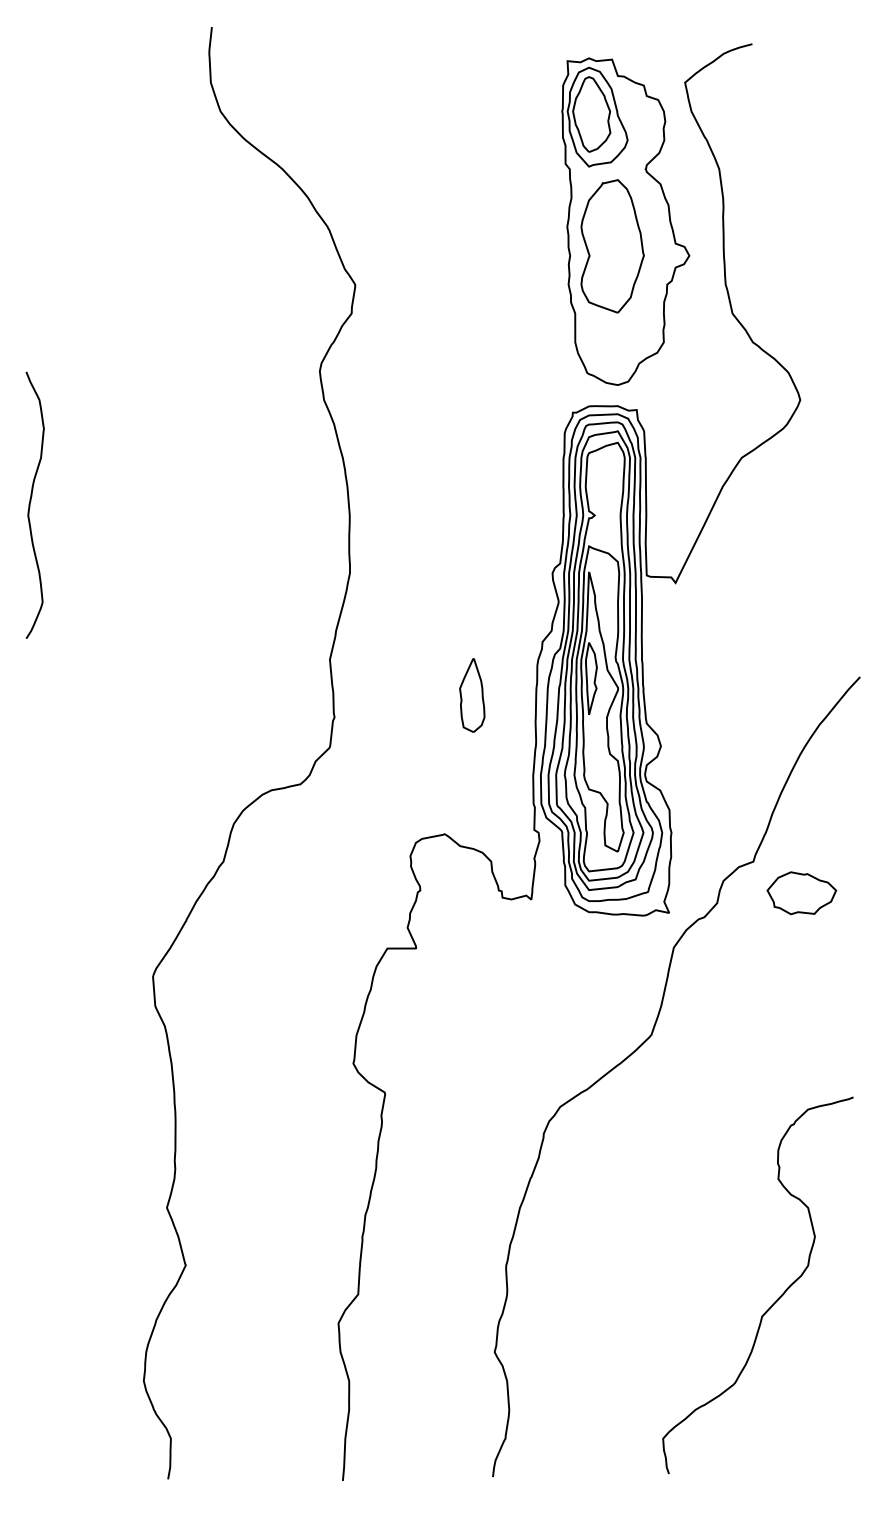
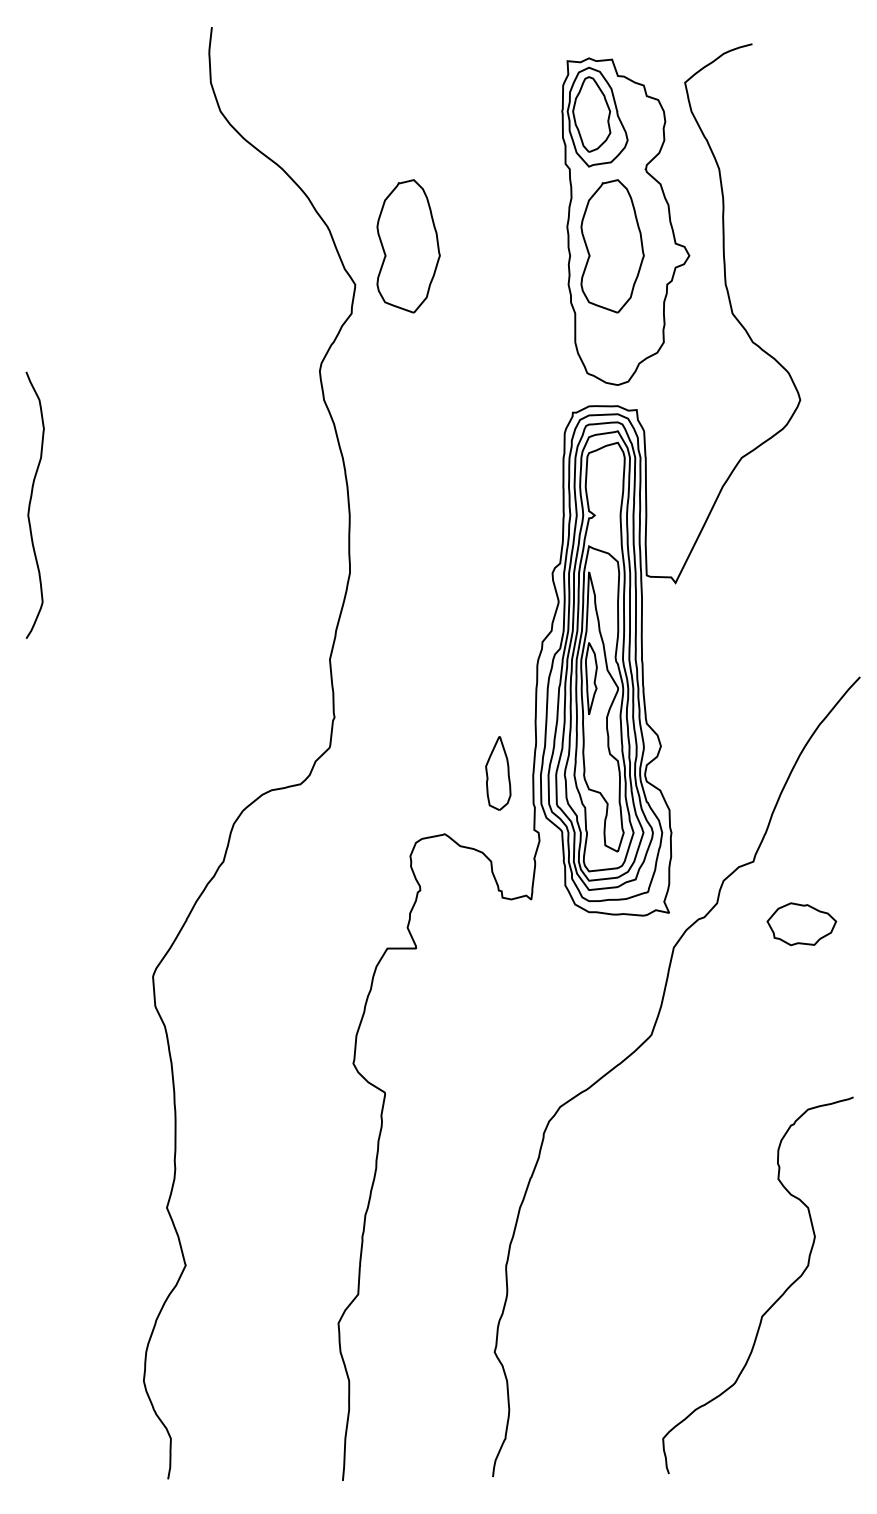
part: none -> present (408, 246)
part position: (472, 695) -> (498, 773) (498, 773)
part position: (801, 893) -> (801, 924) (801, 924)
